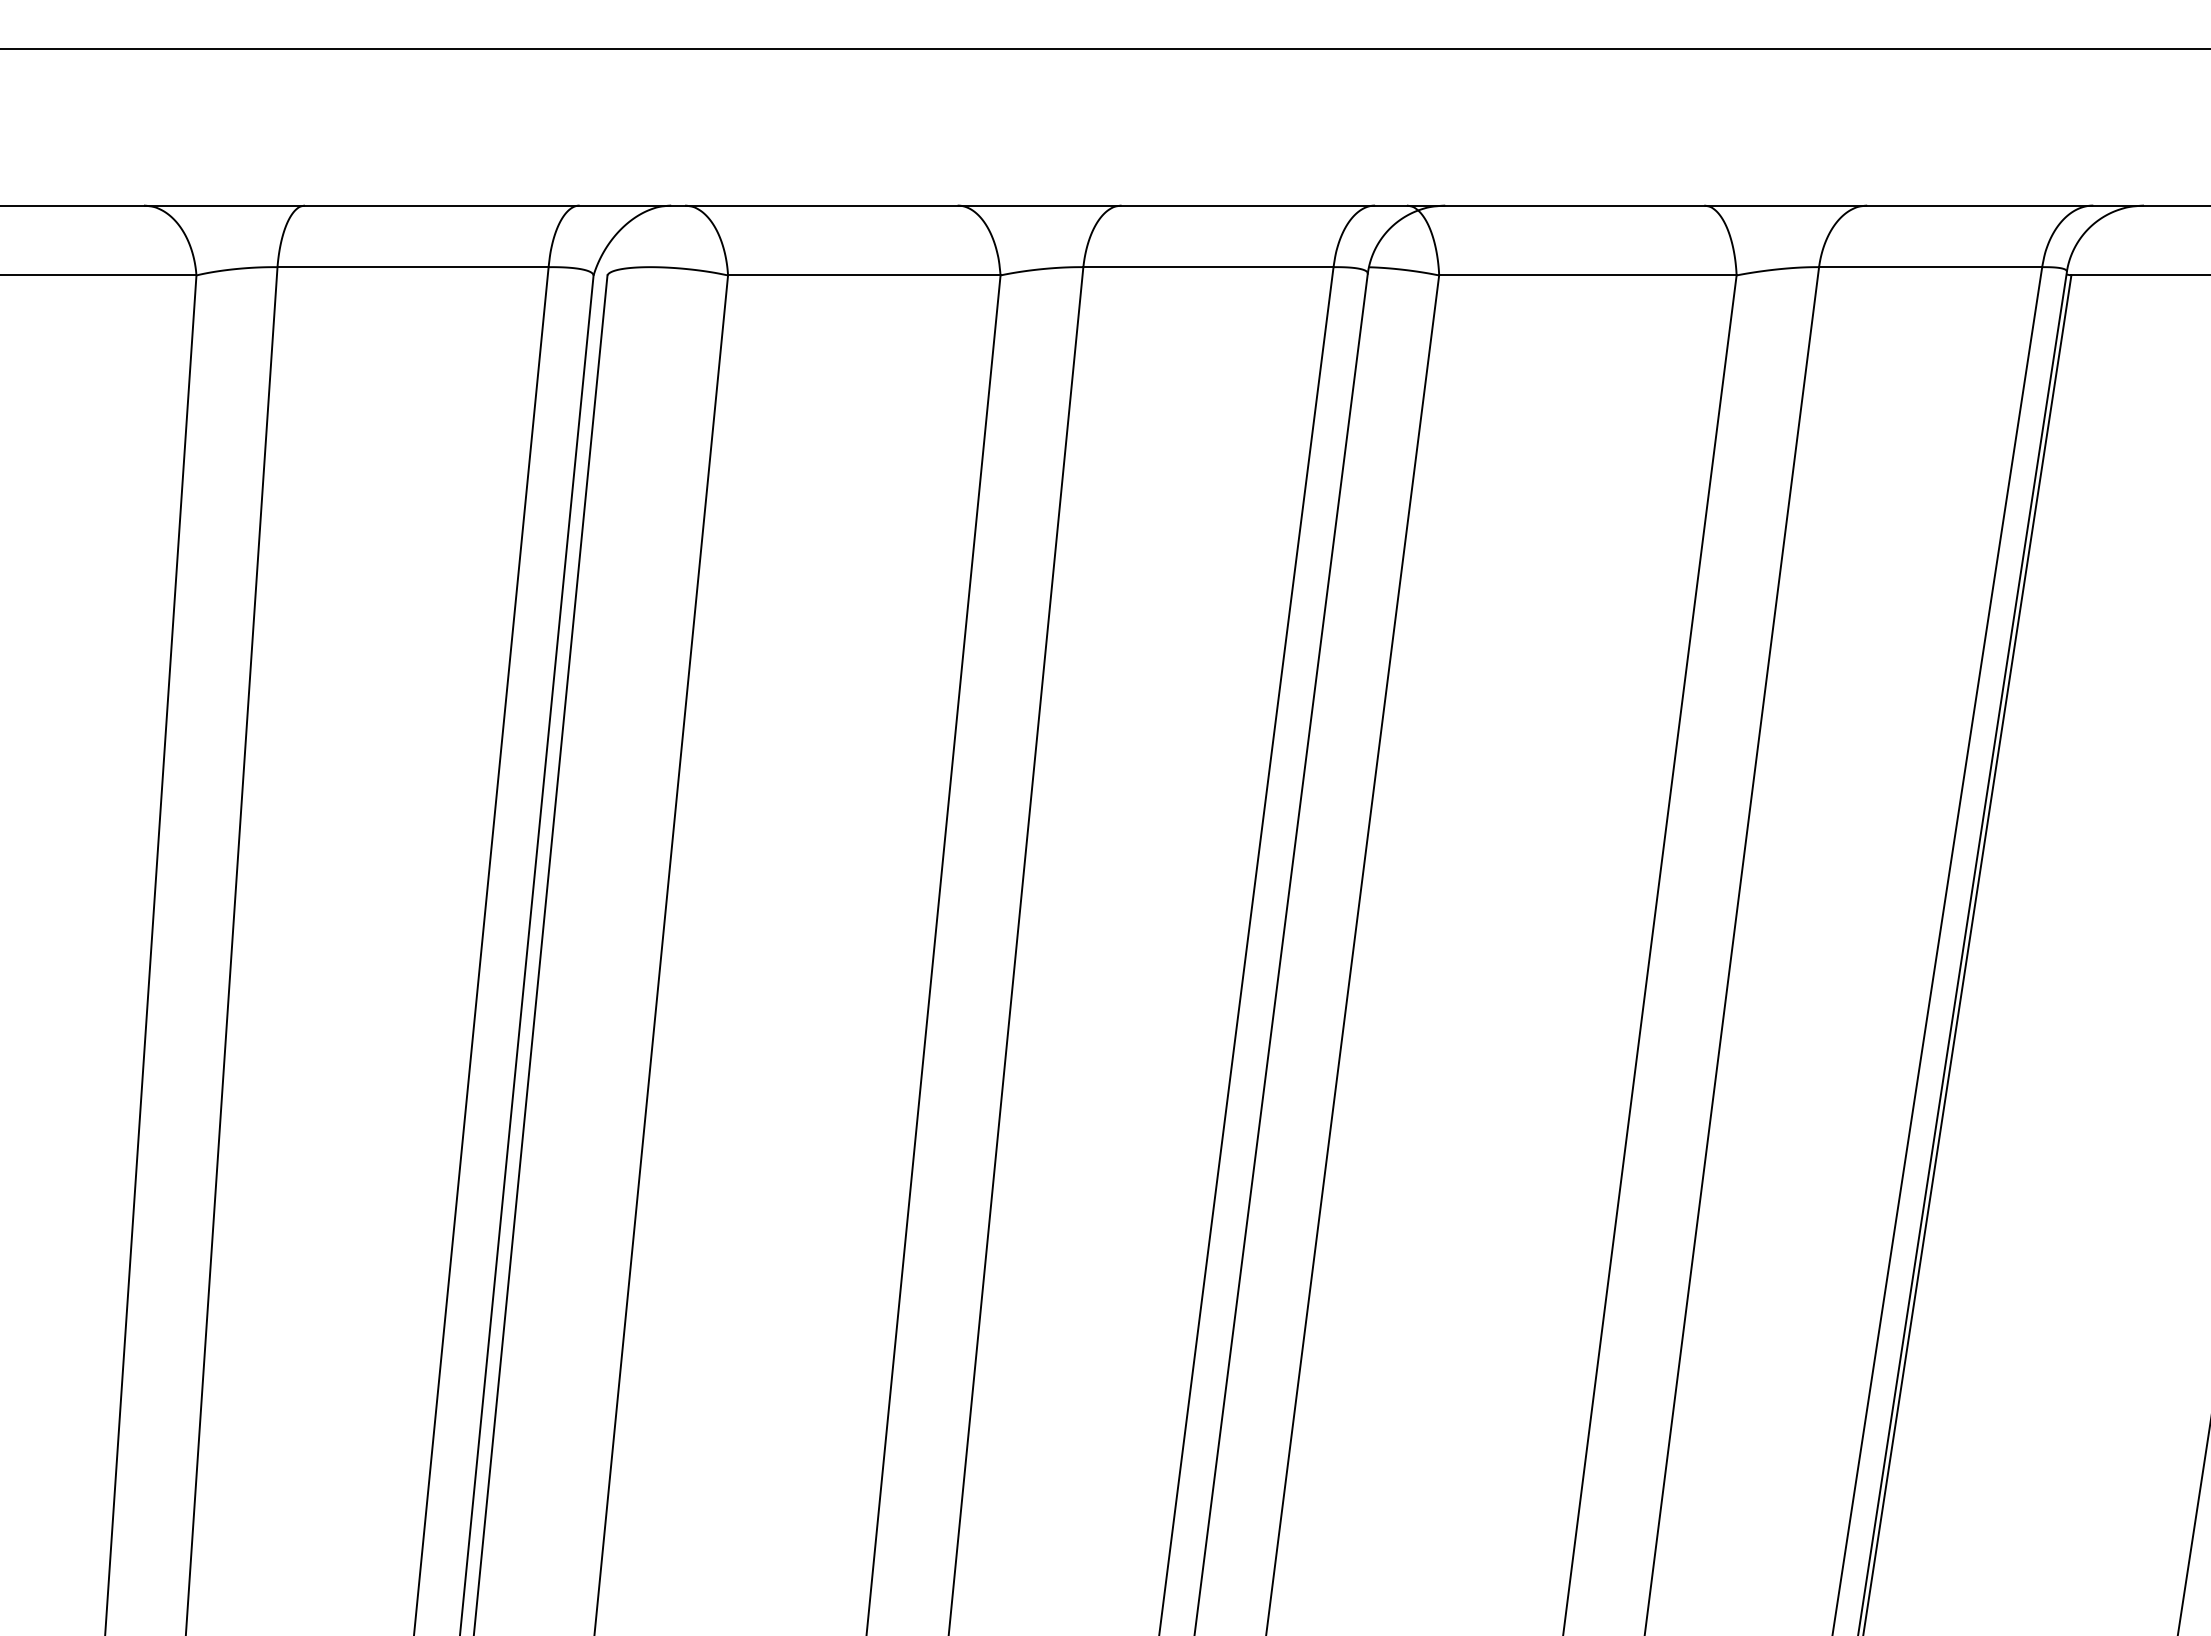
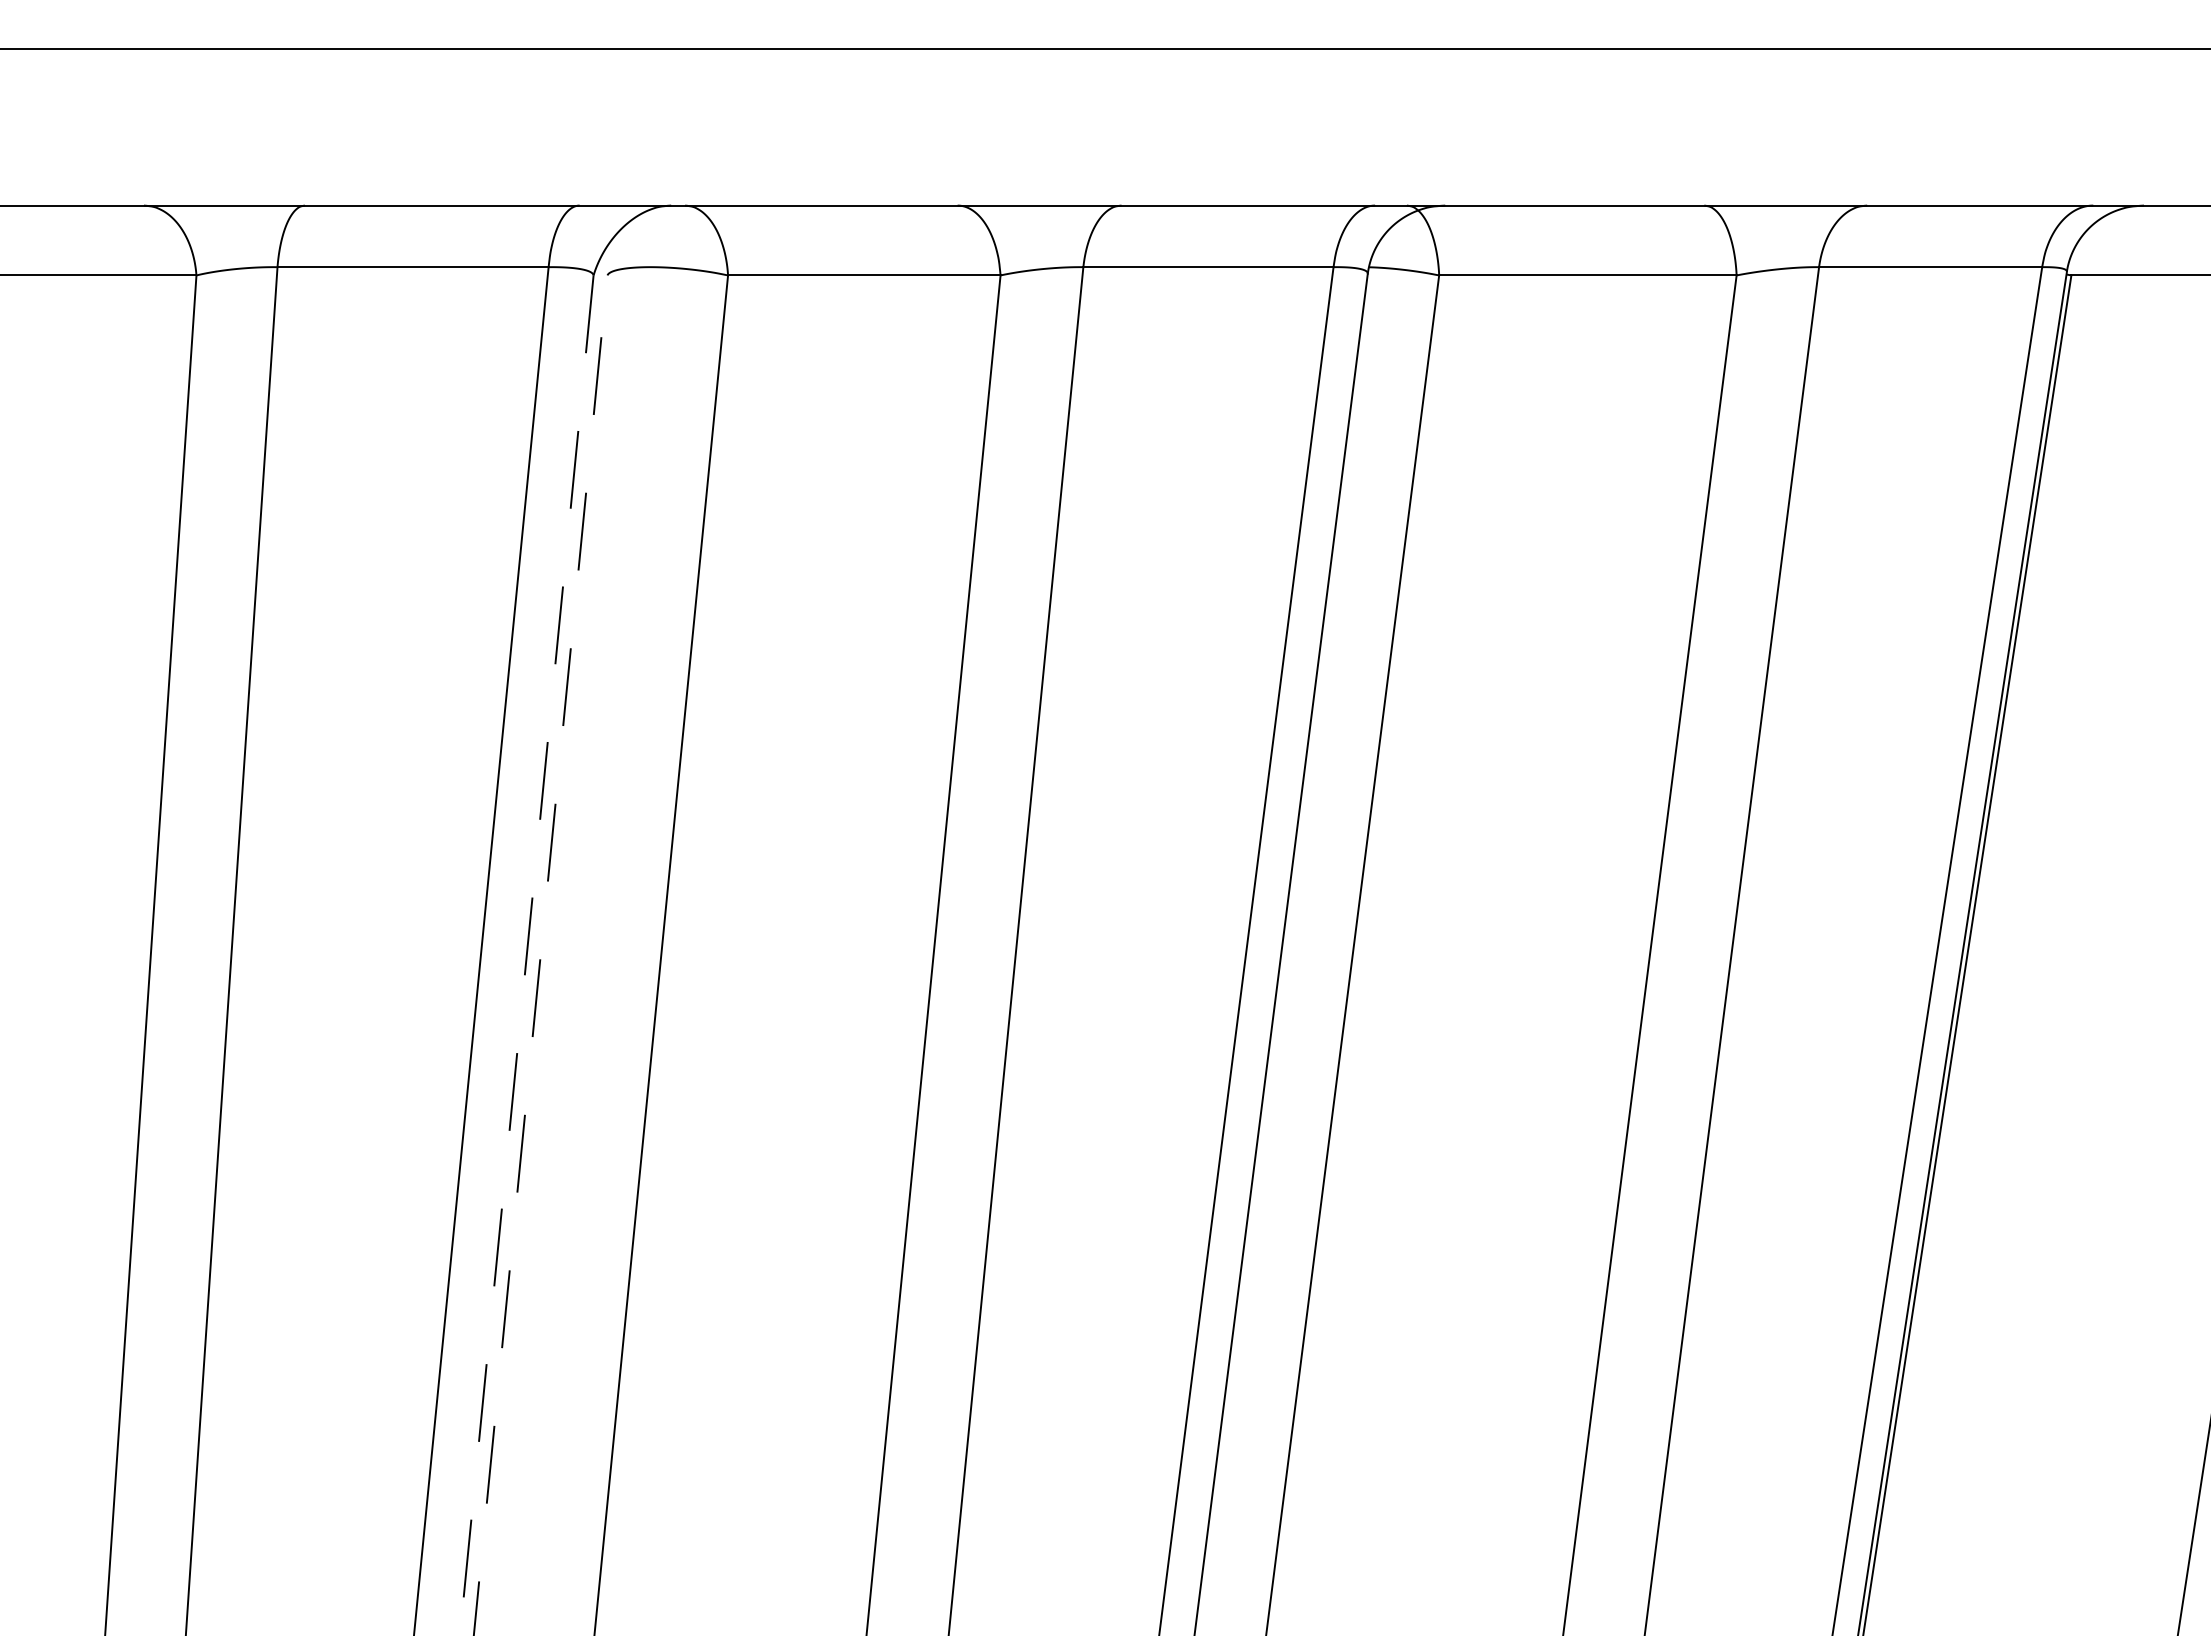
line: solid -> dashed (540, 955)
line: solid -> dashed (526, 956)
